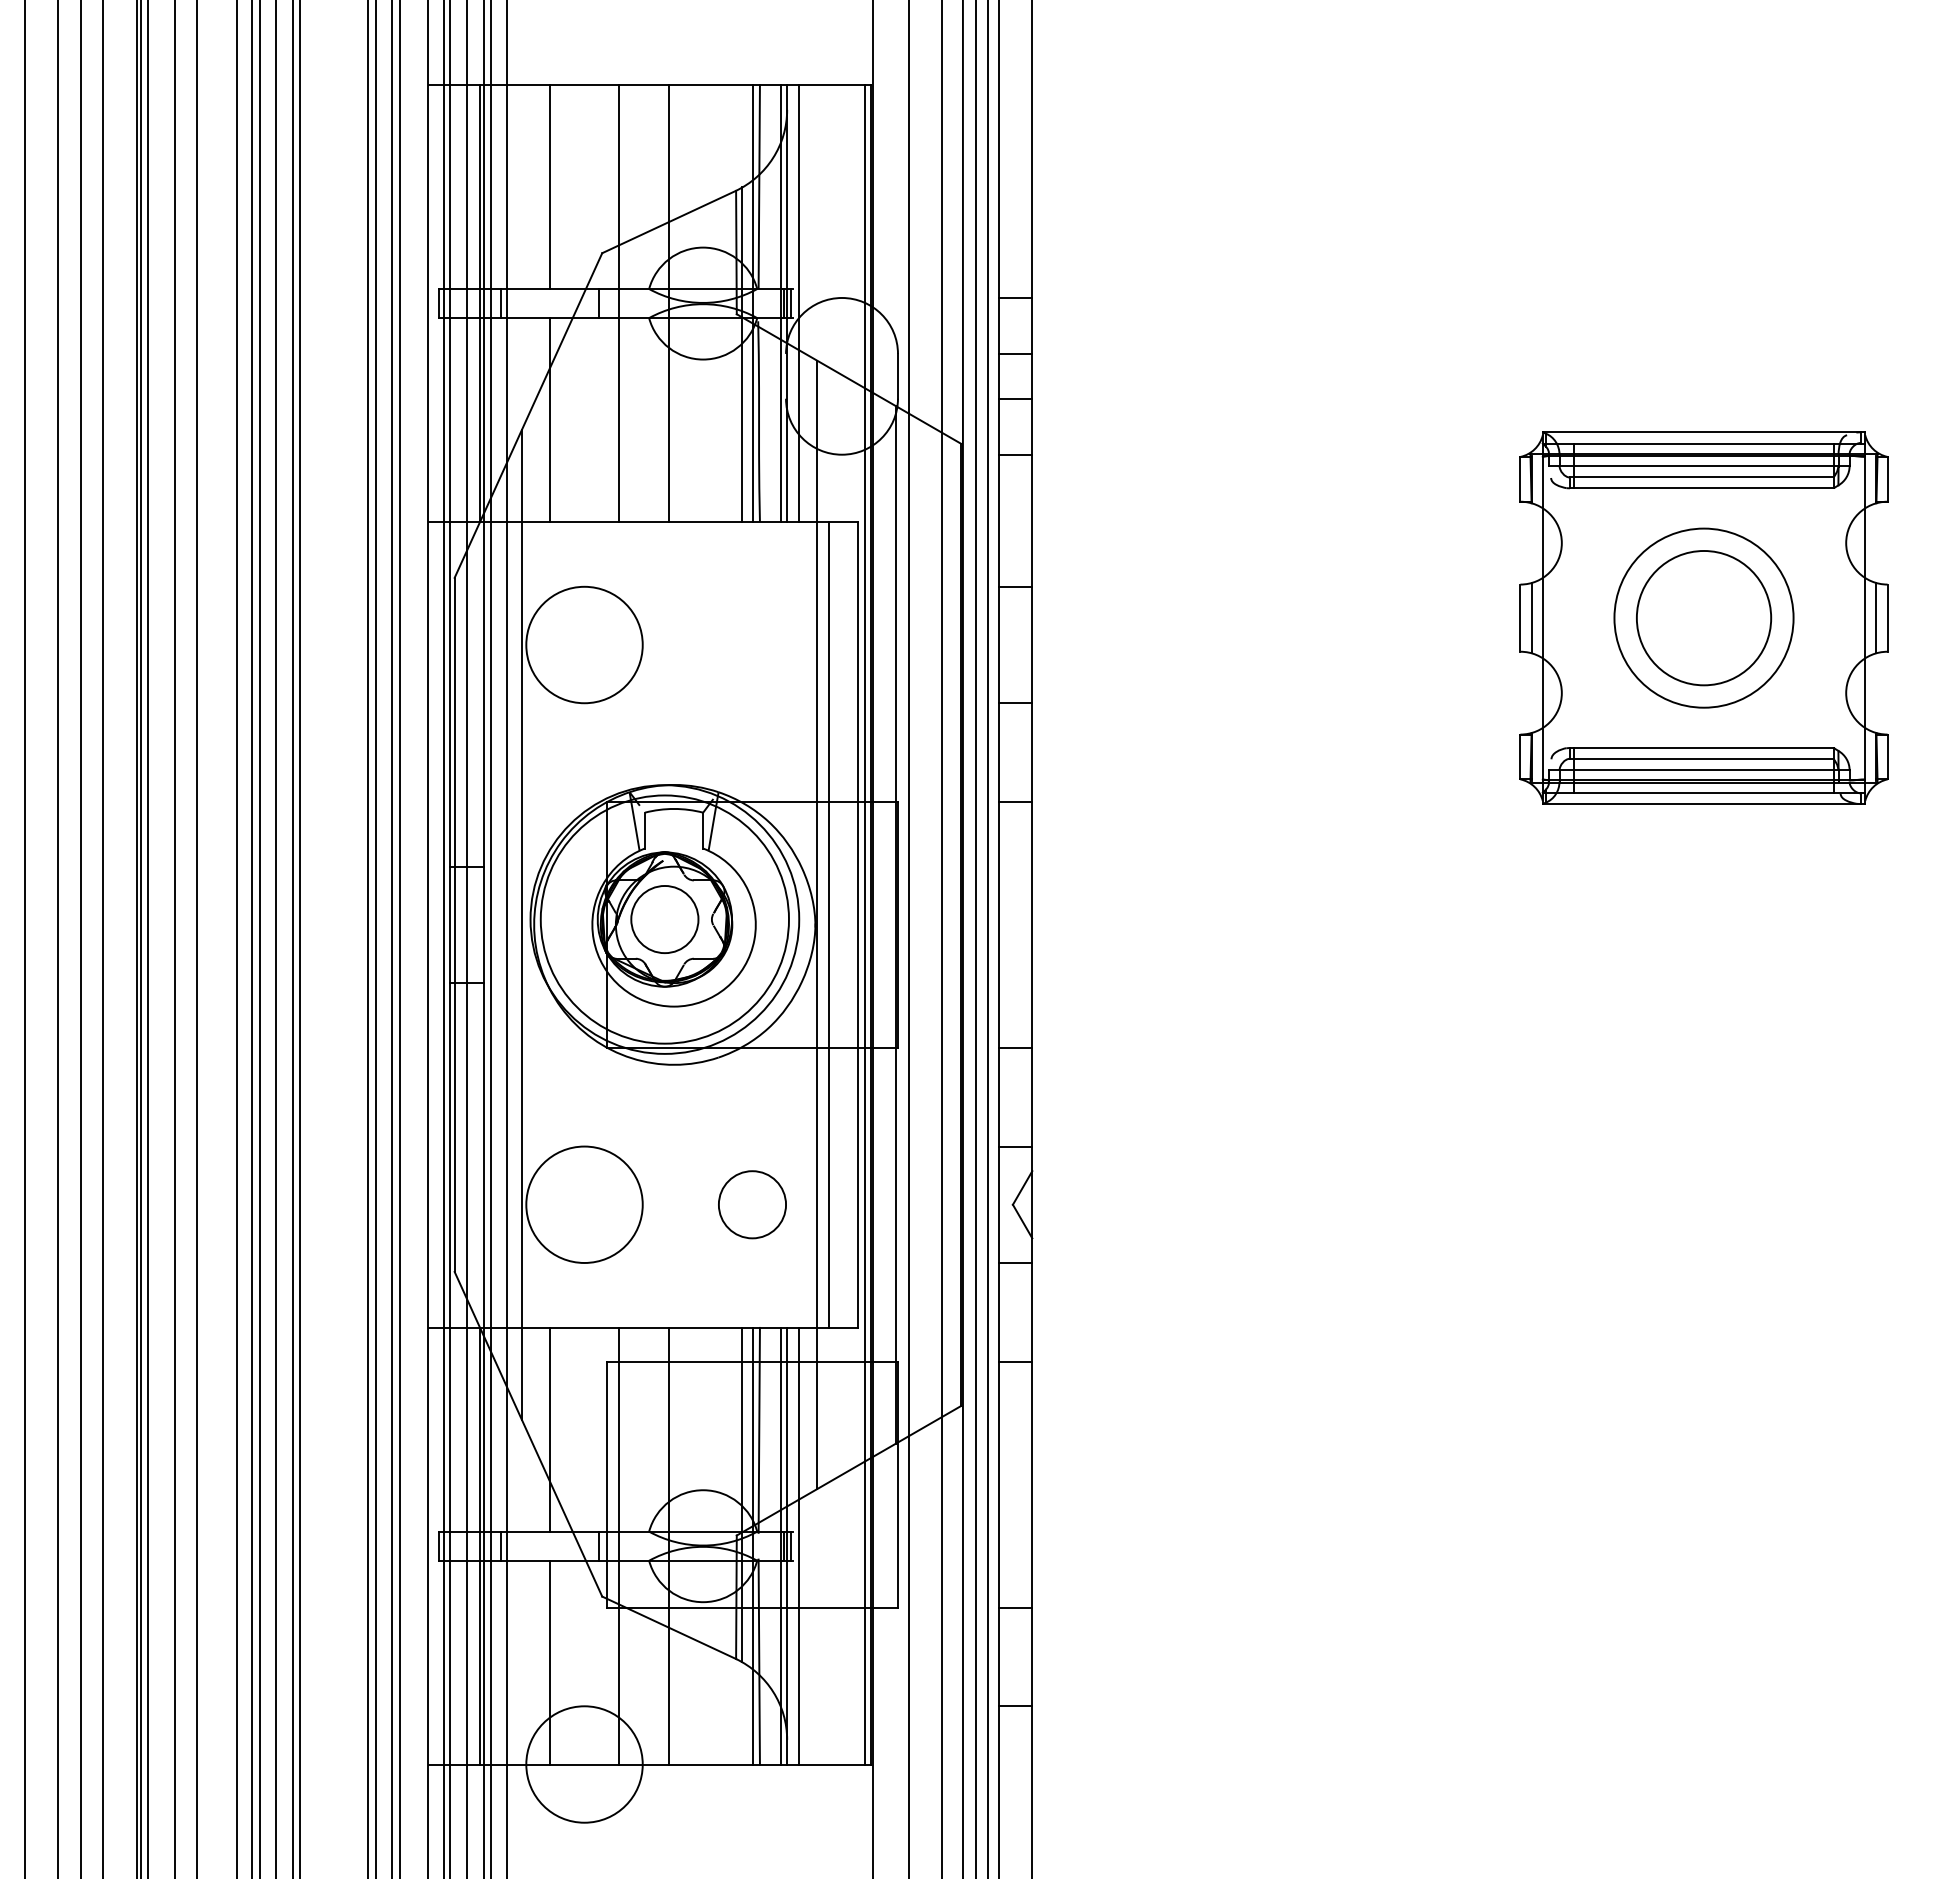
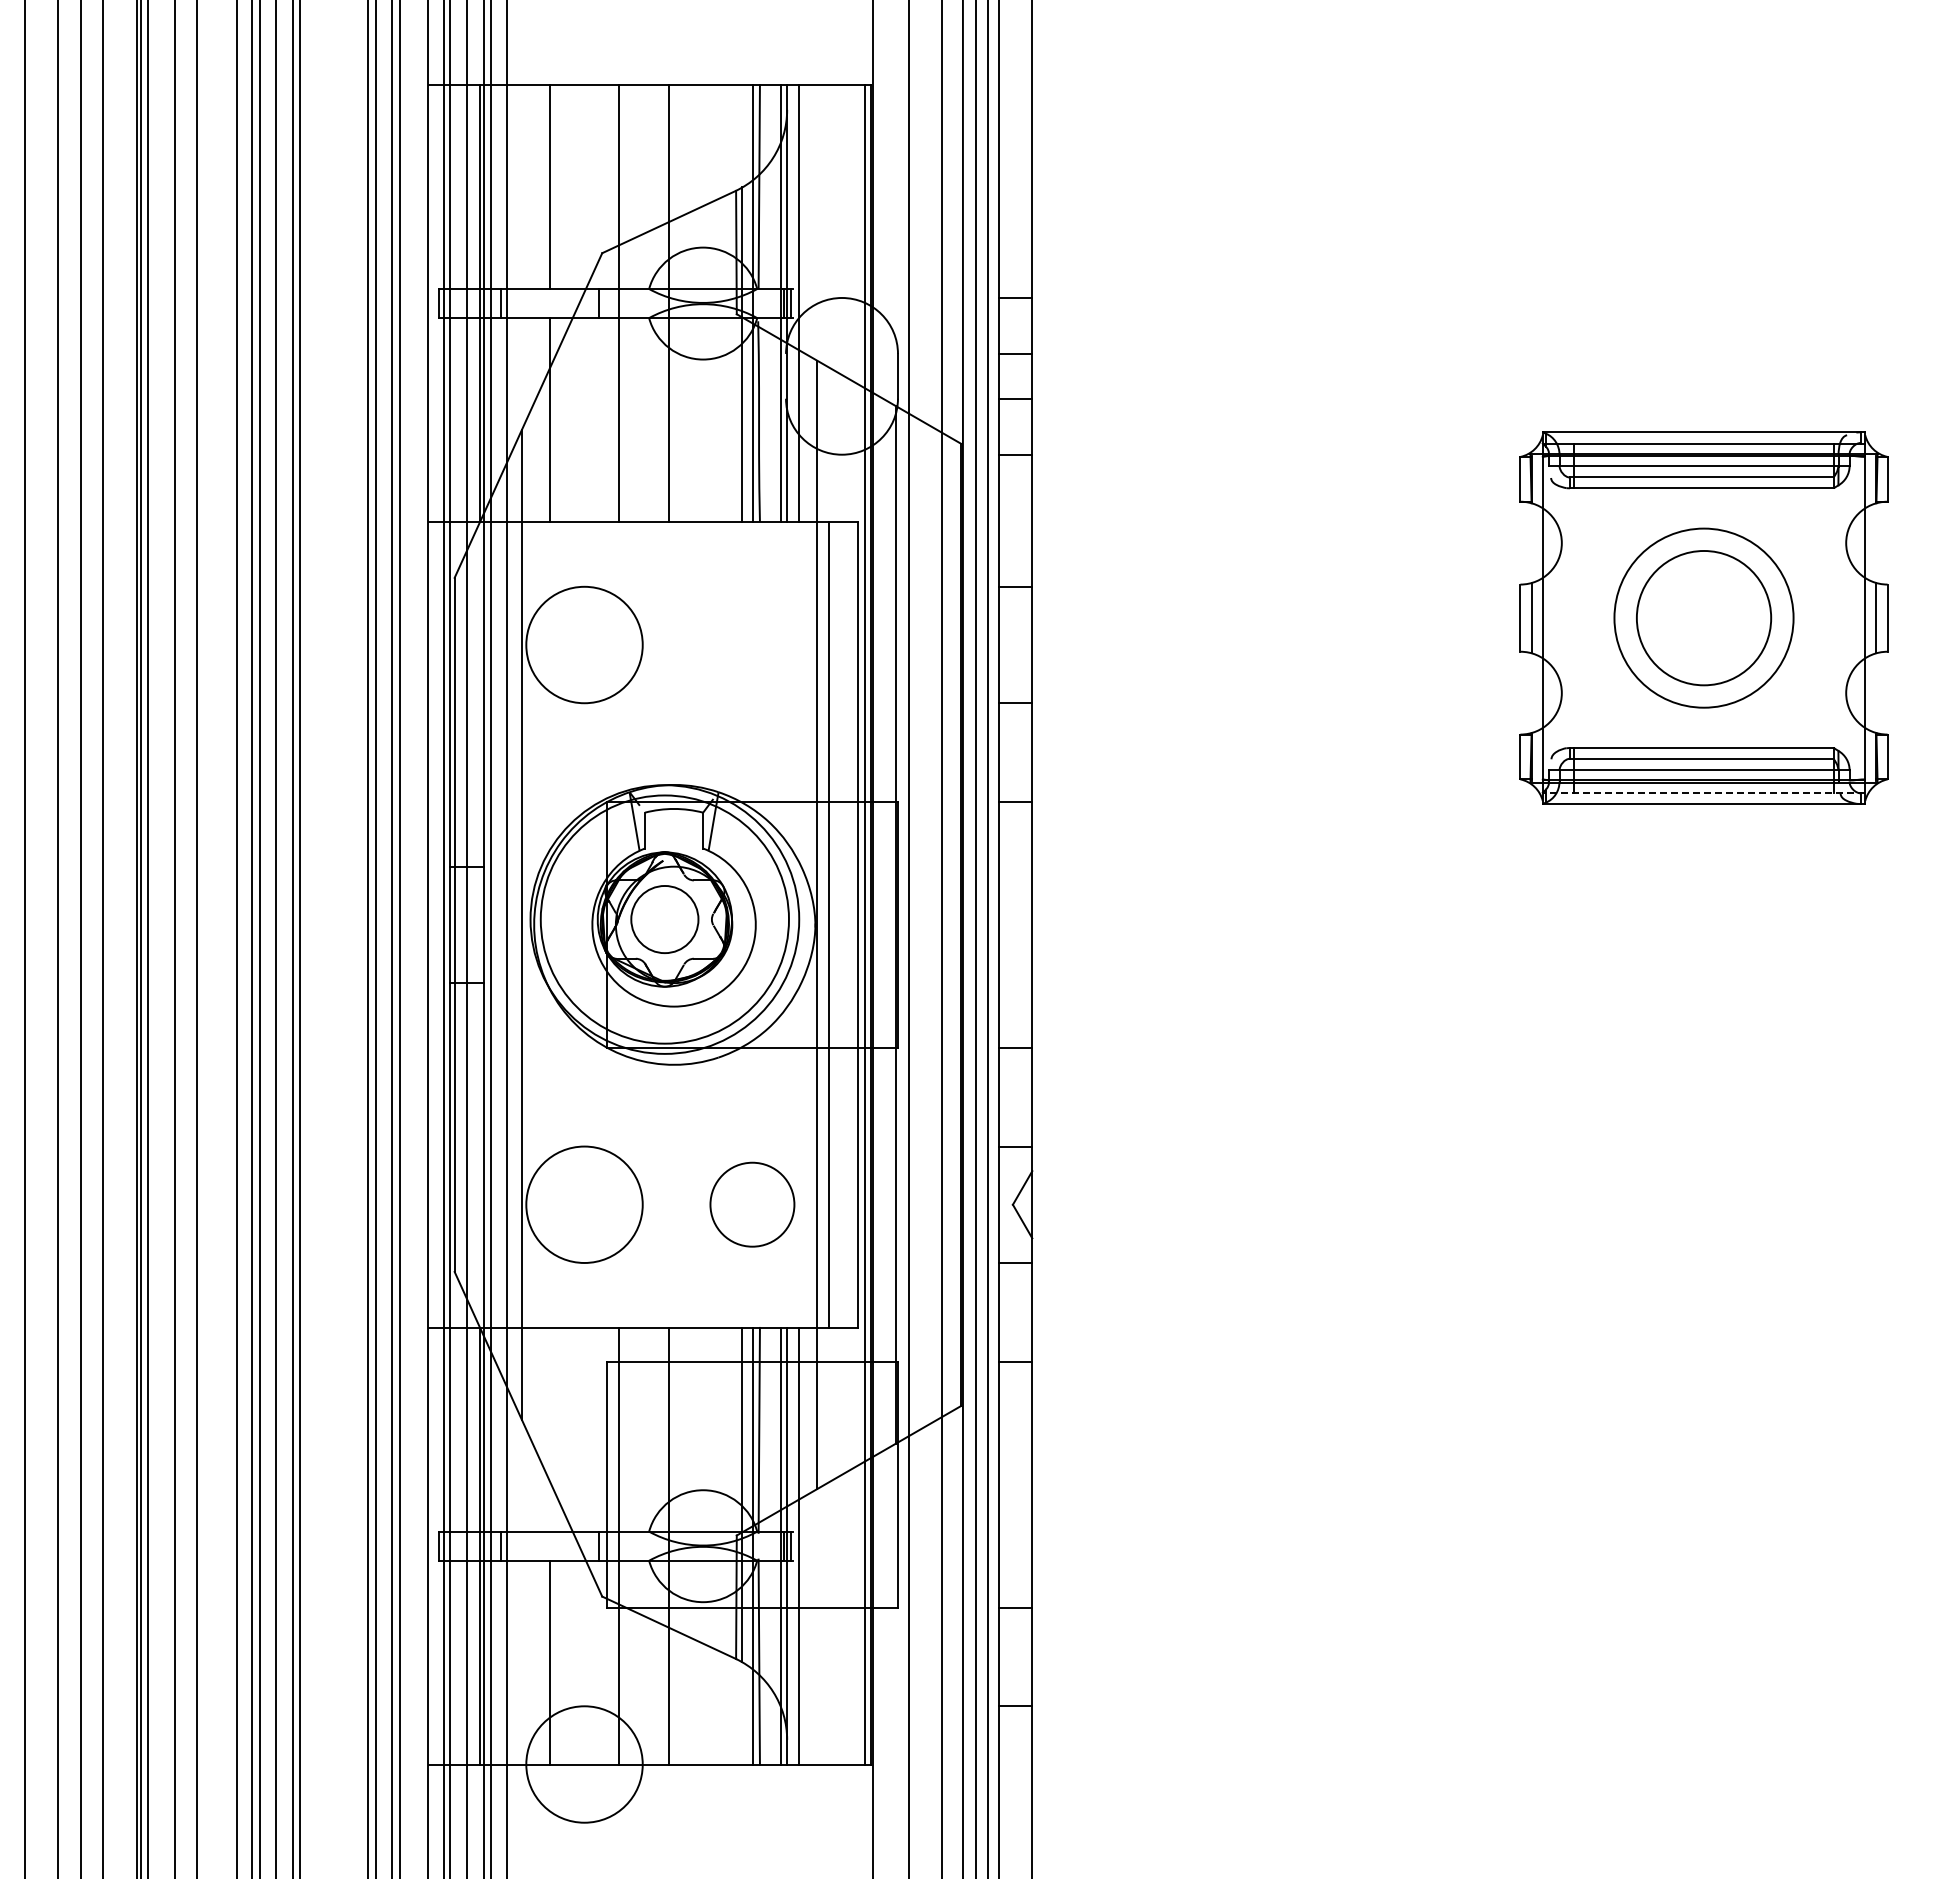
line: solid -> dashed (1703, 792)
circle size: 69x70 px -> 87x87 px (752, 1204)
line: present -> none (549, 1429)
